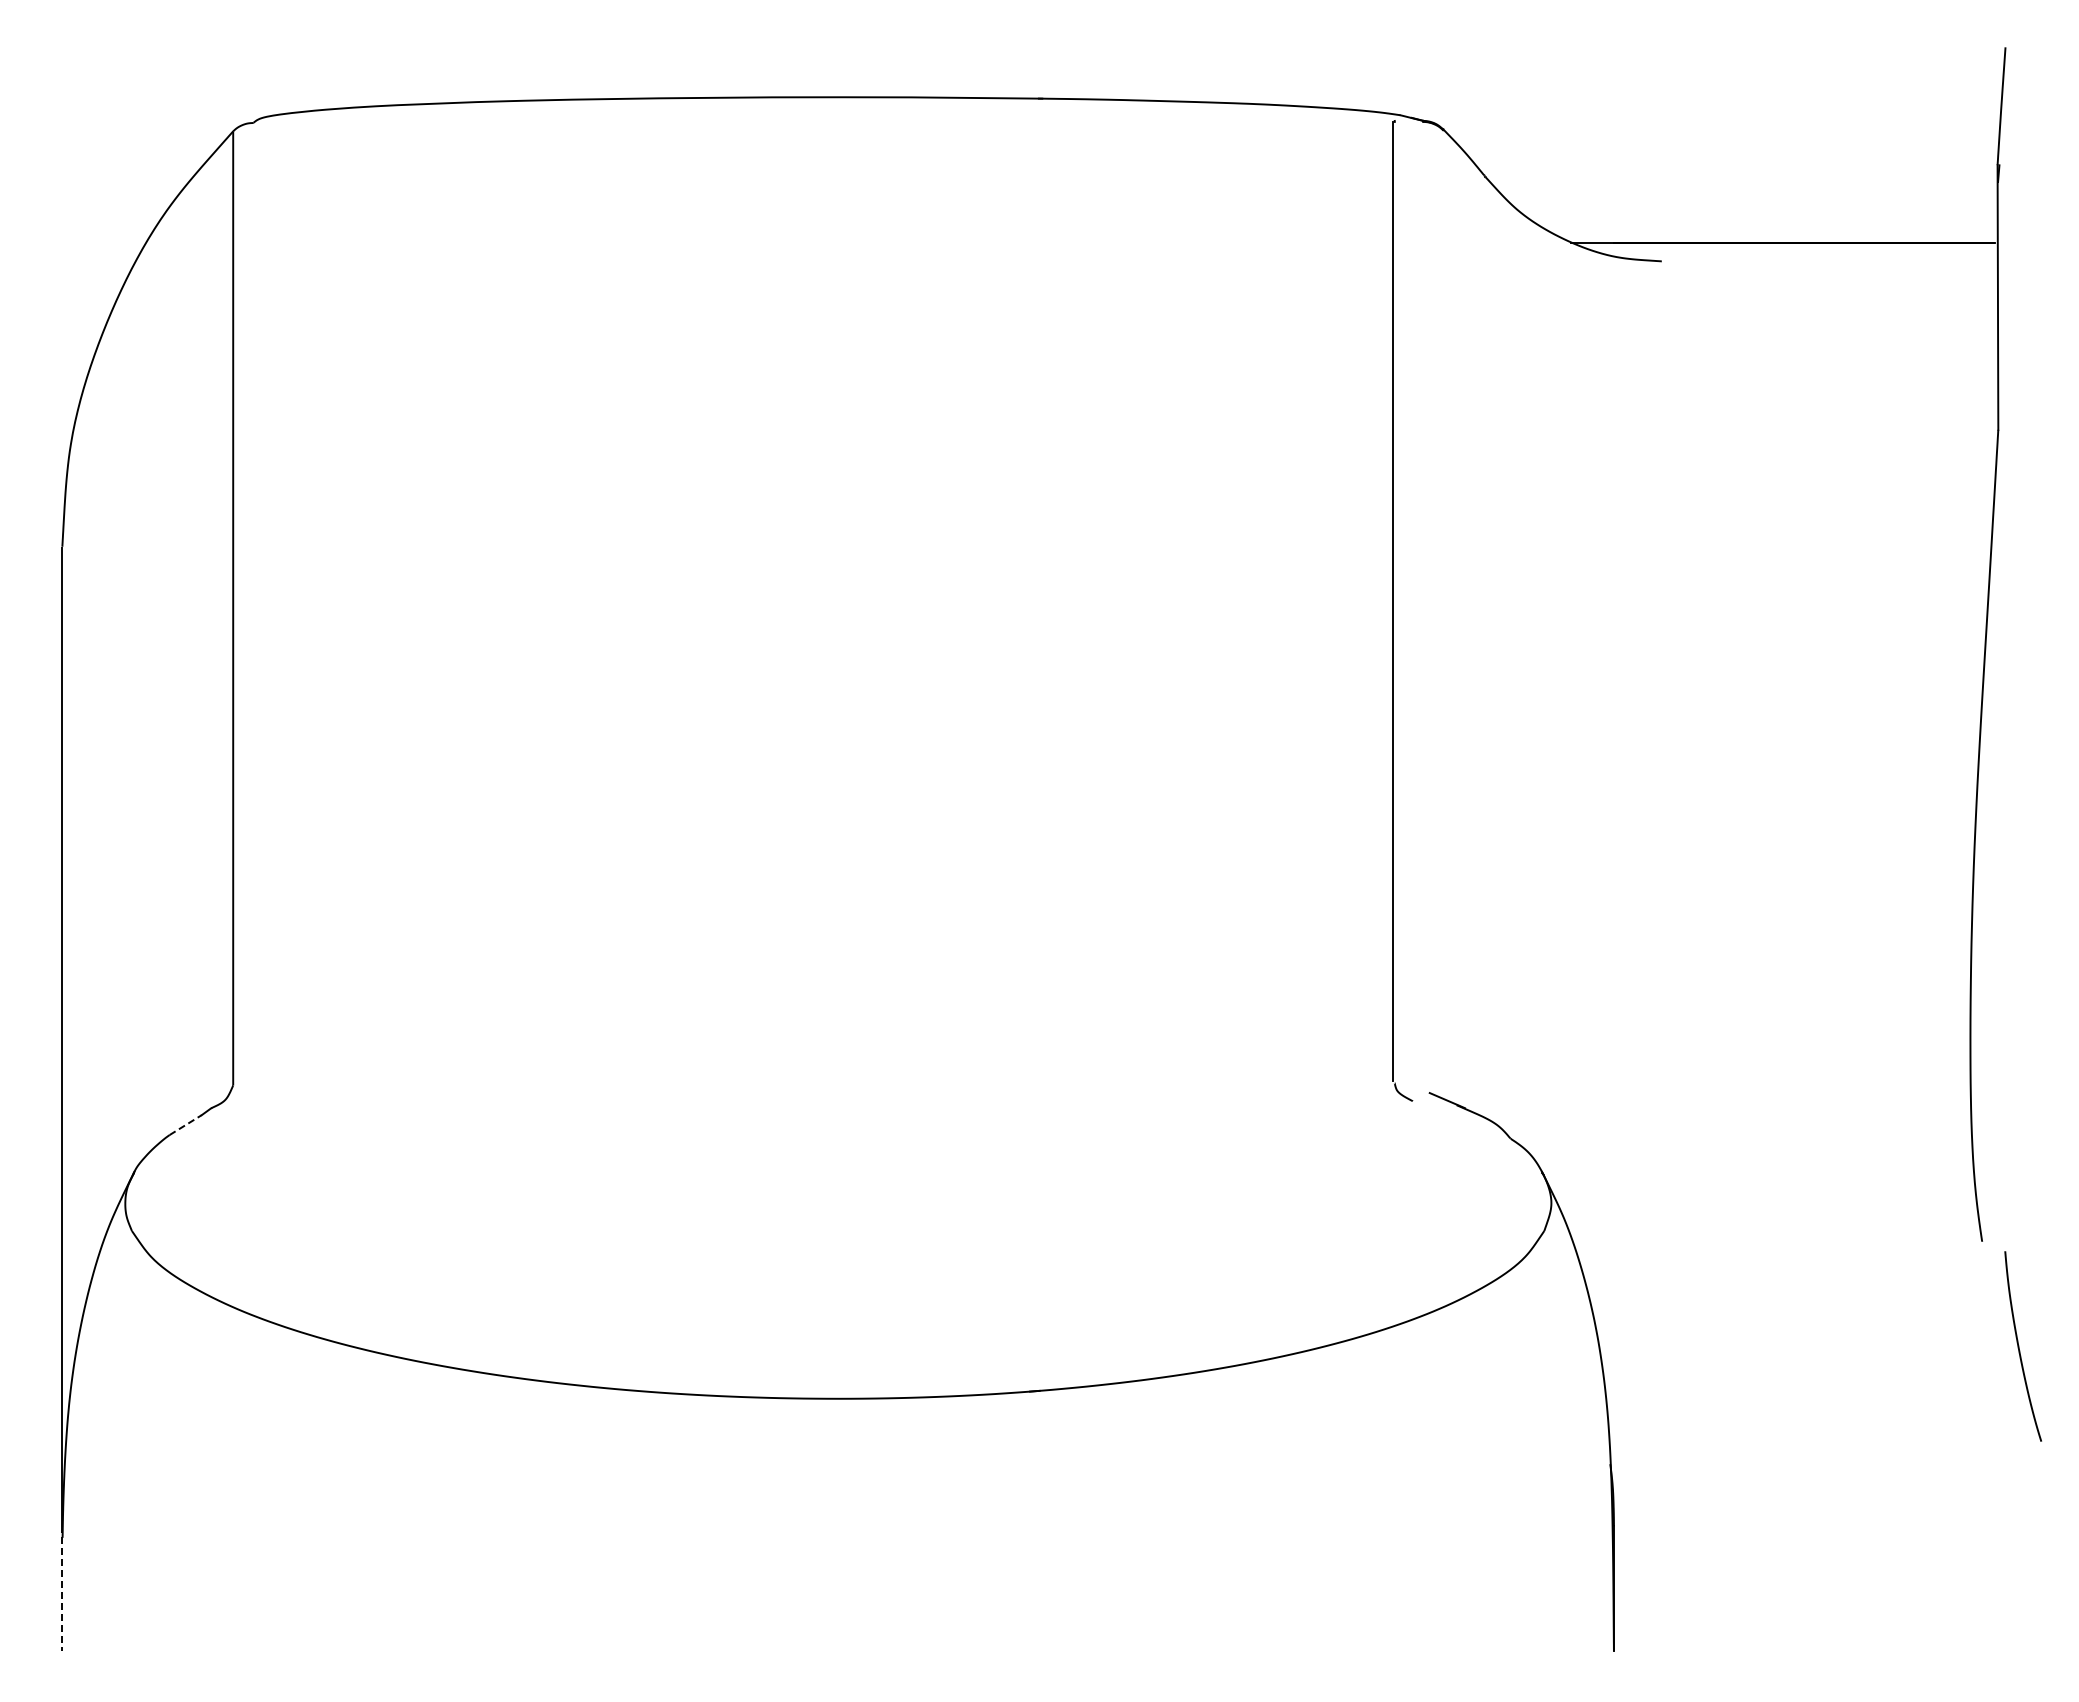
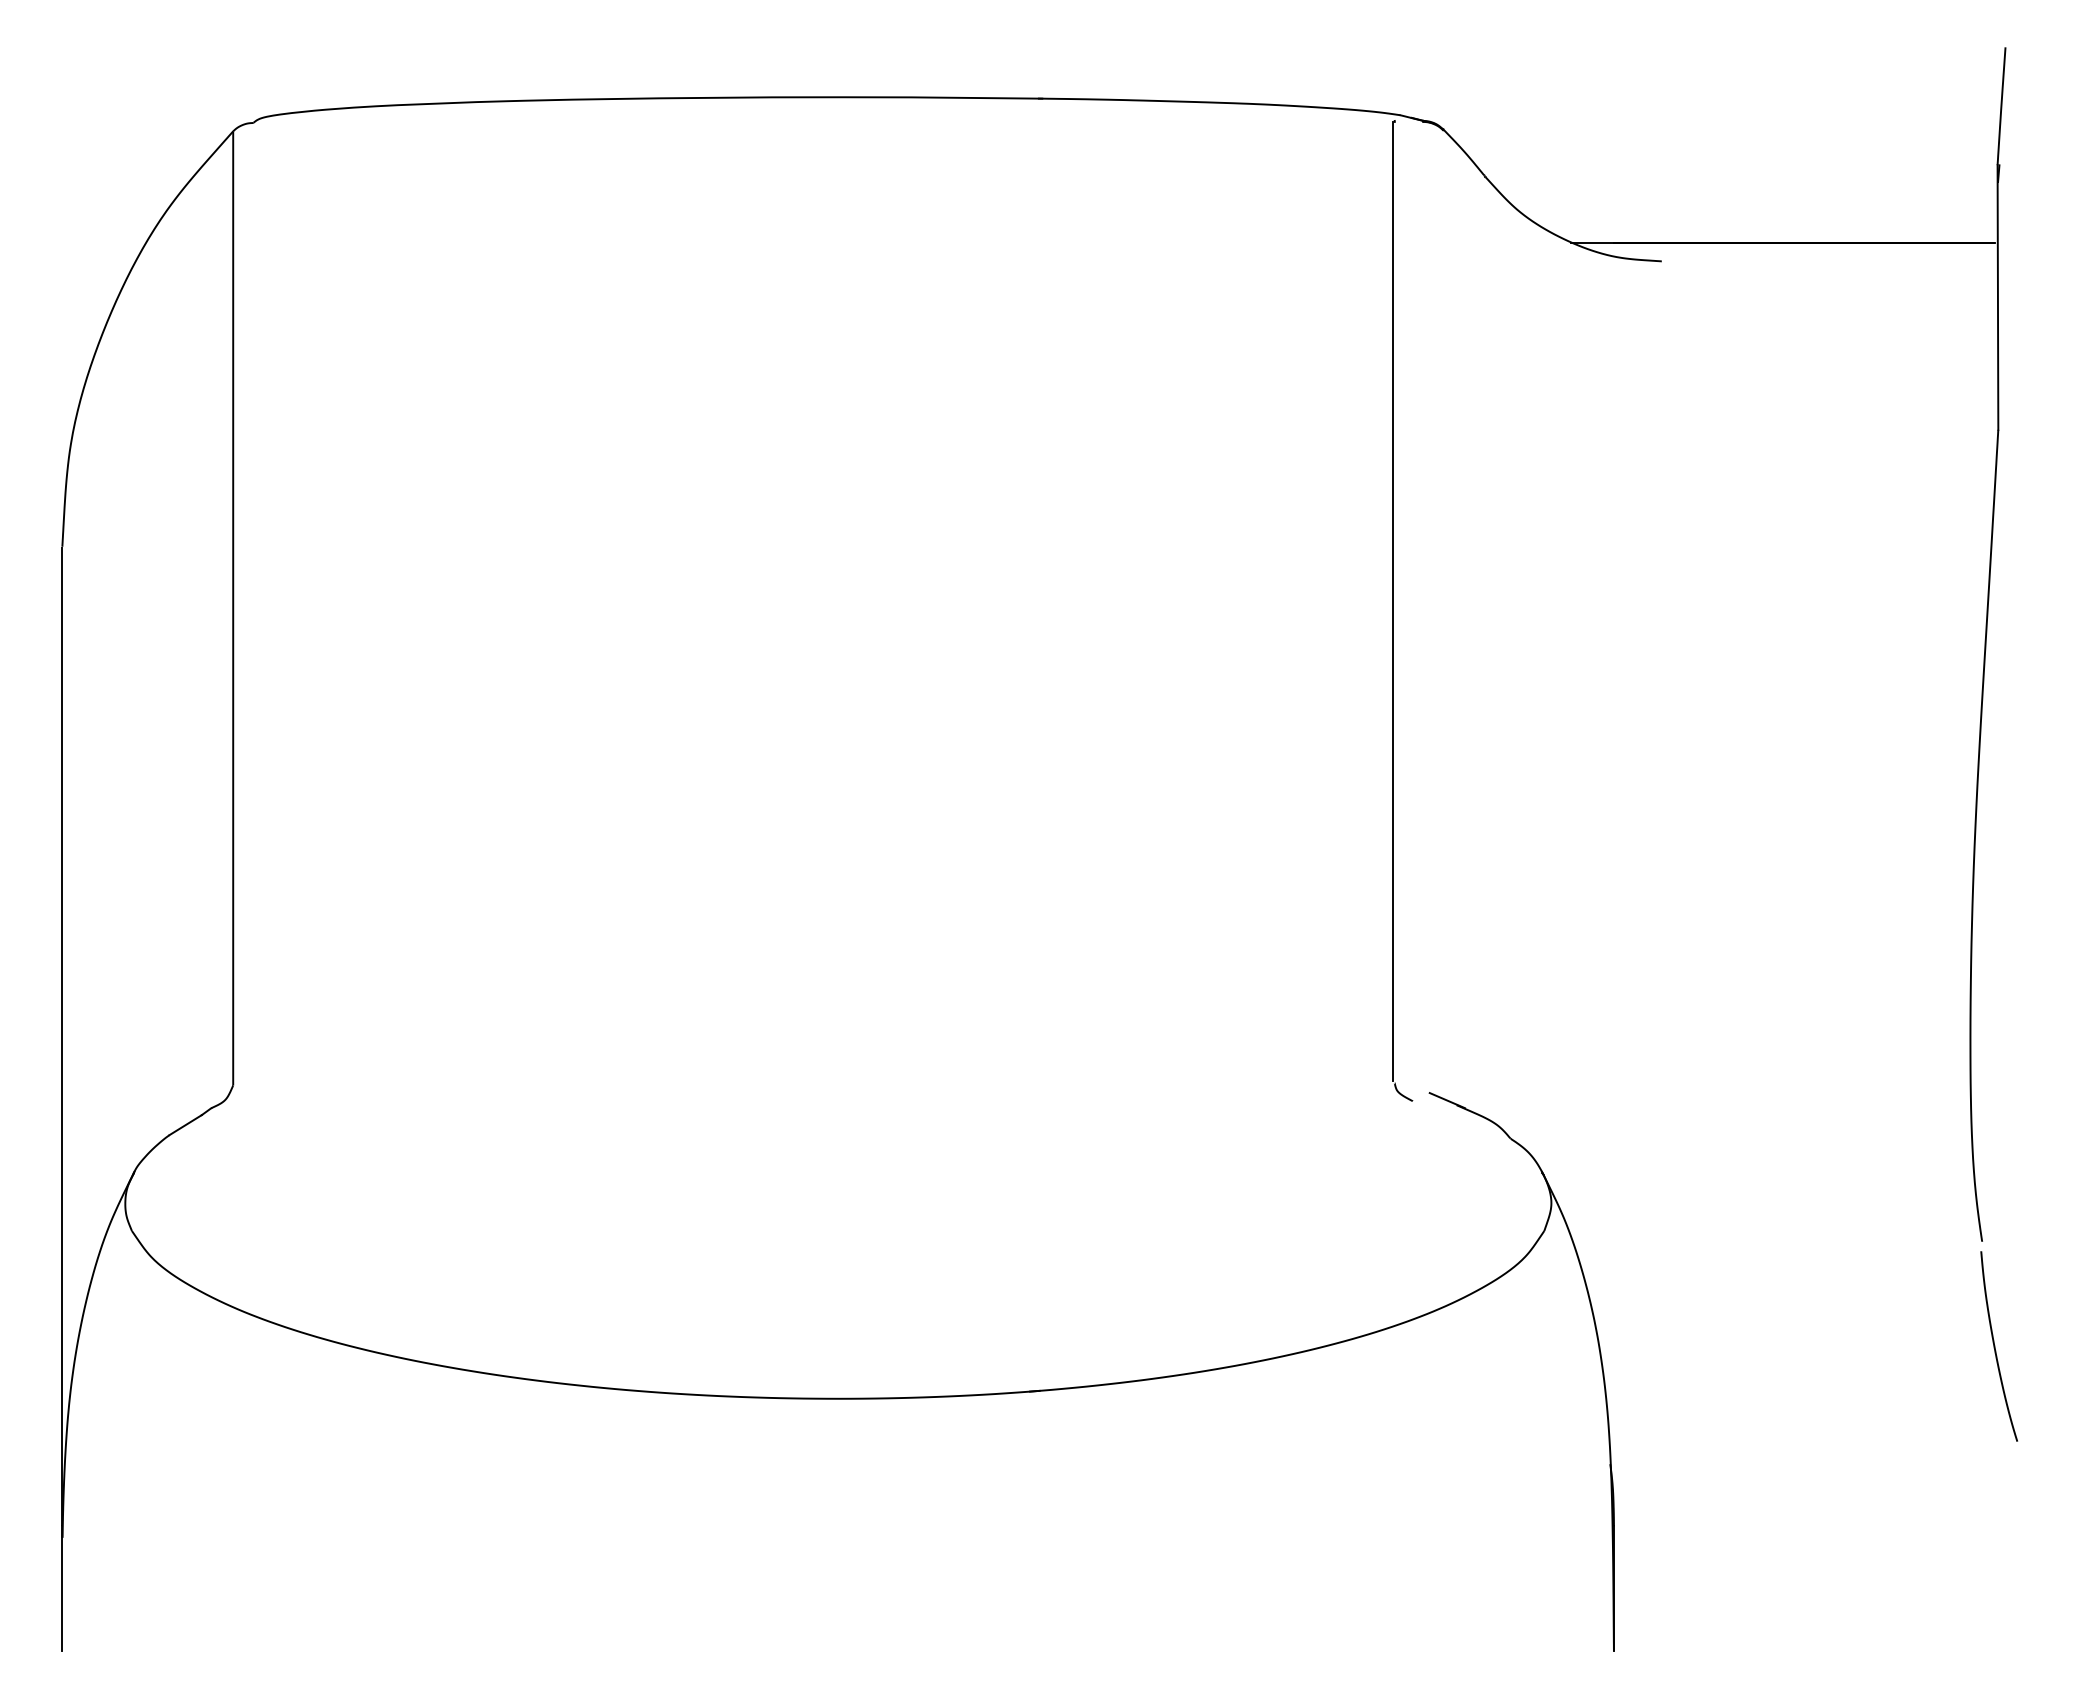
line: dashed -> solid (185, 1125)
curve position: (2019, 1346) -> (1995, 1346) (1995, 1346)
line: dashed -> solid (62, 1589)
